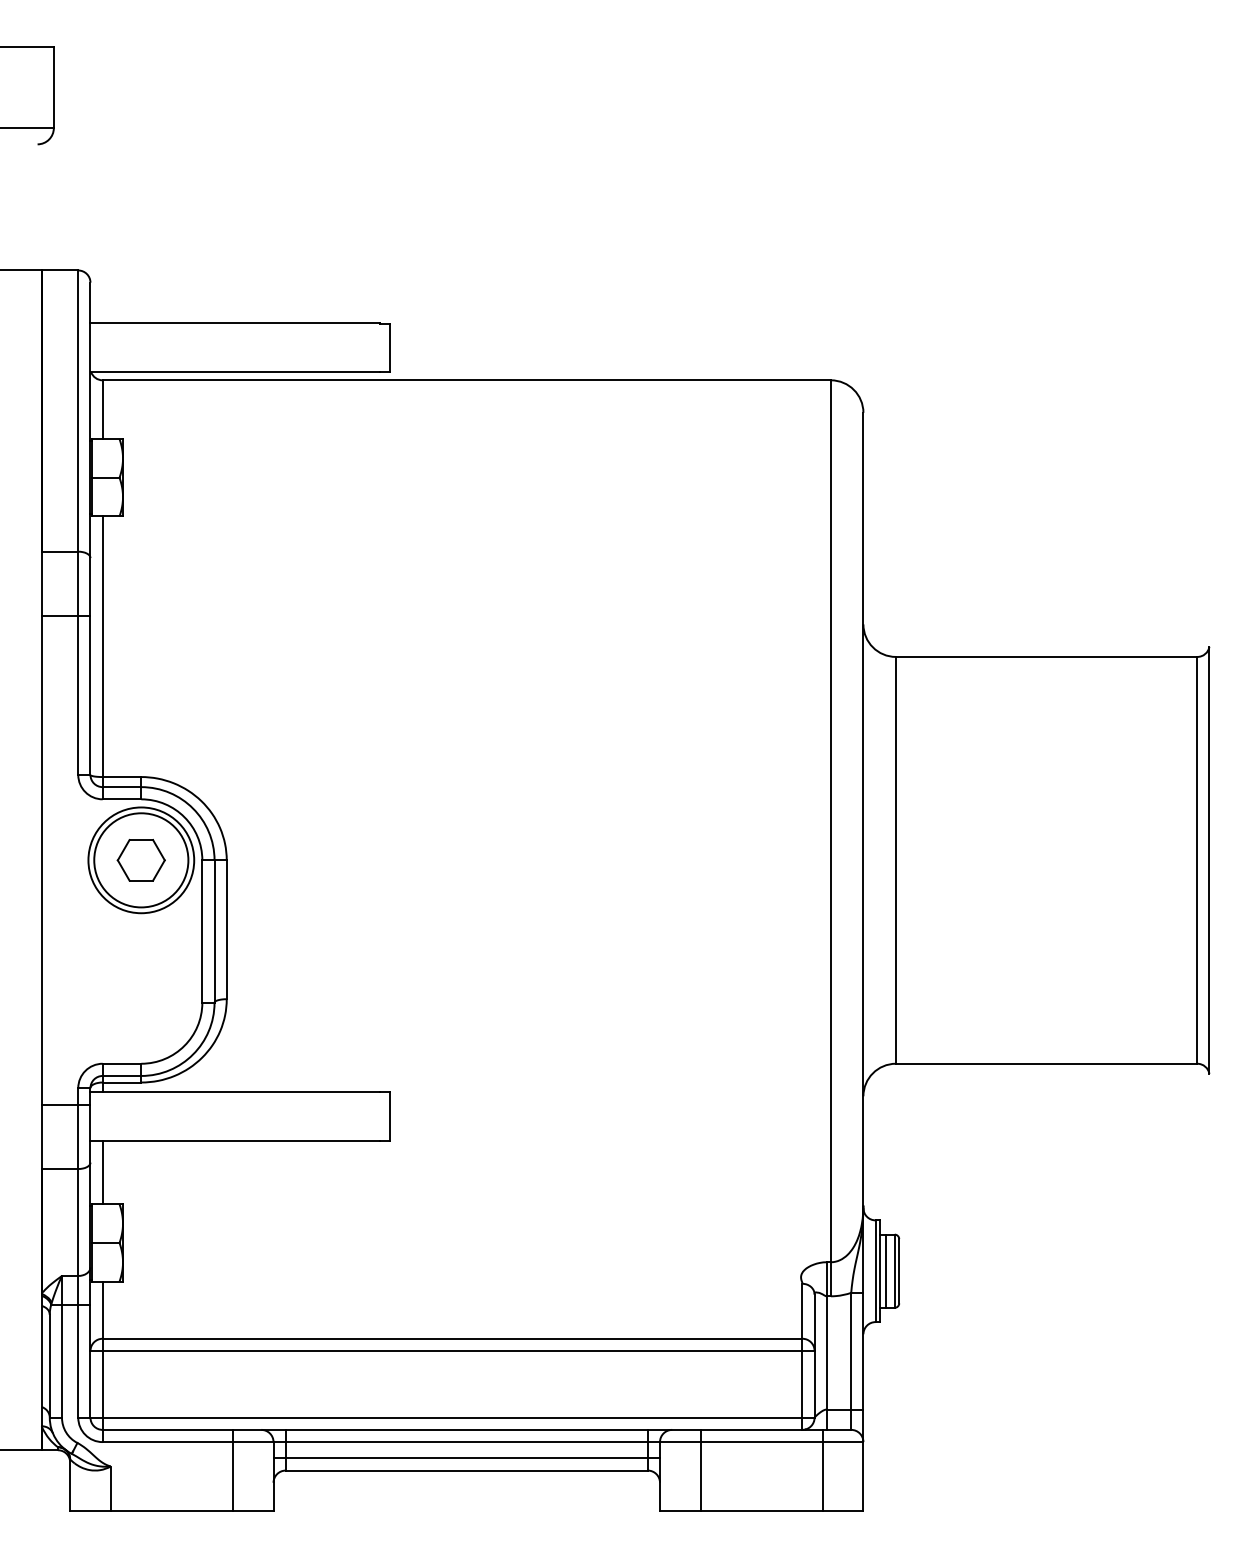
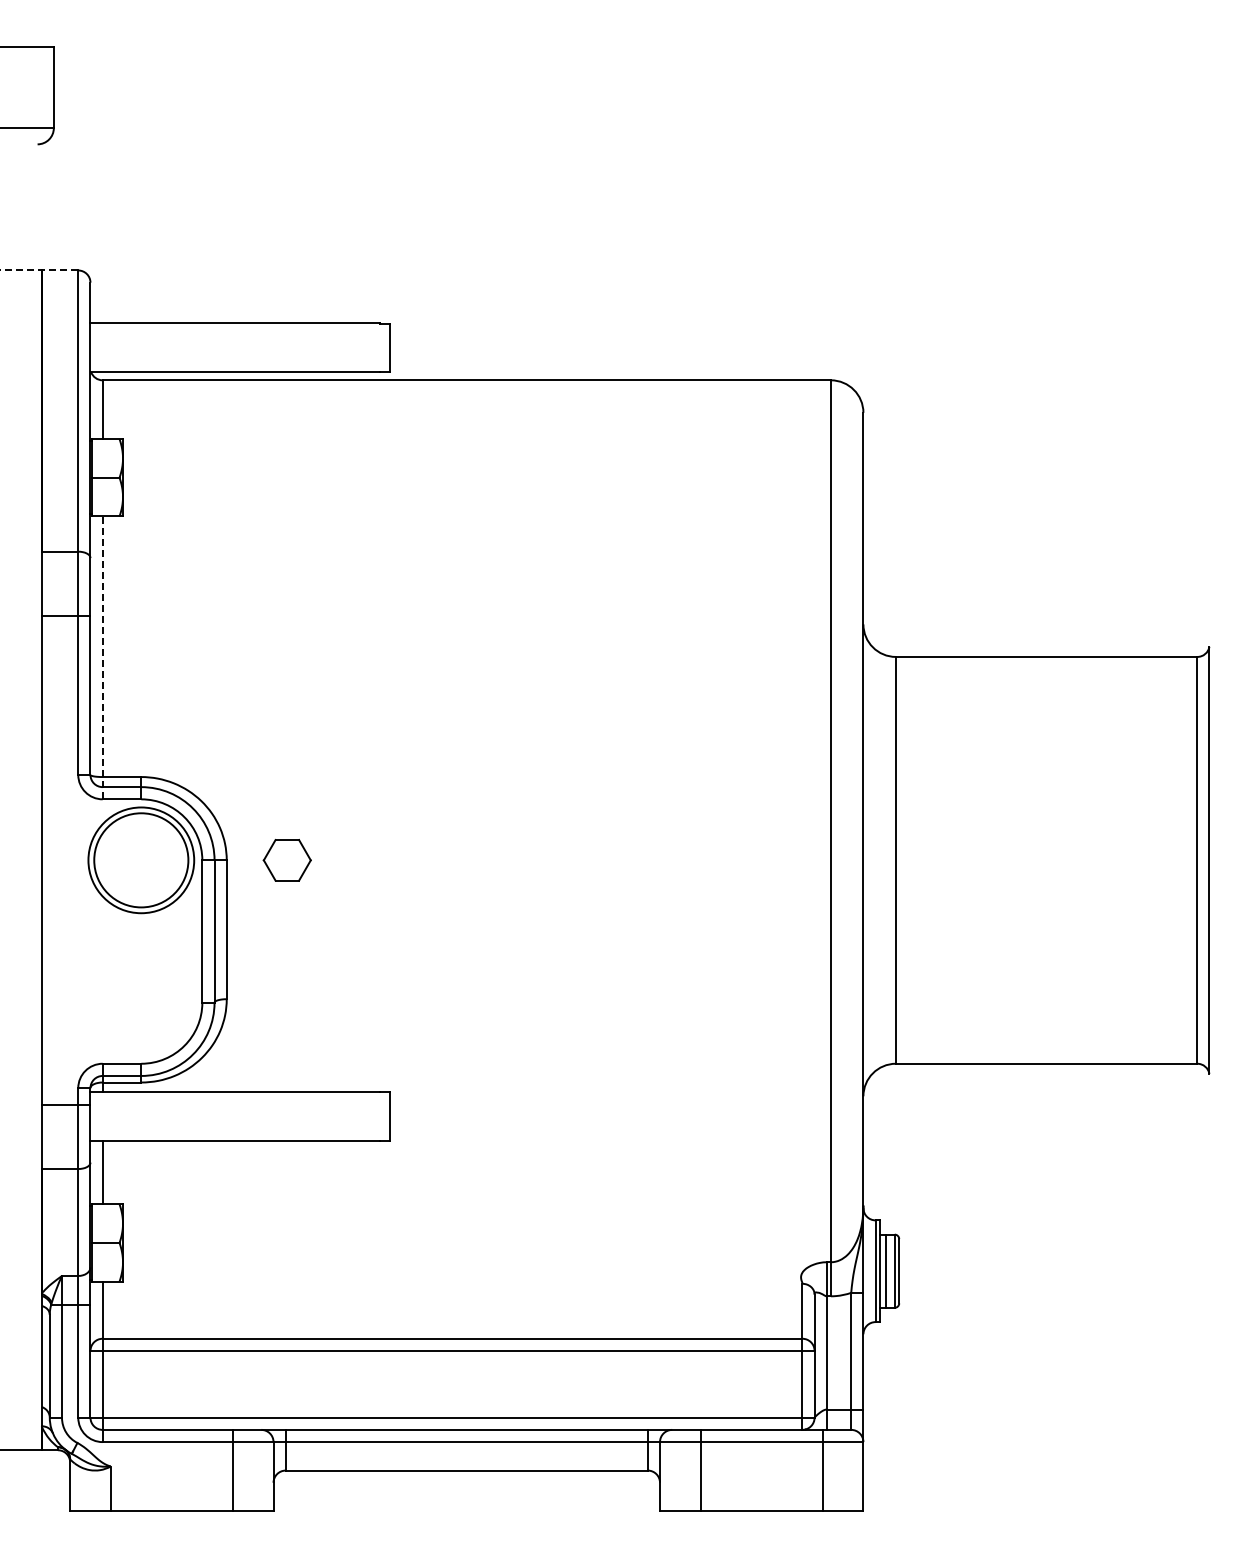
line: solid -> dashed (39, 270)
line: solid -> dashed (102, 657)
part position: (140, 860) -> (286, 860) (286, 860)
line: present -> none (466, 1458)
